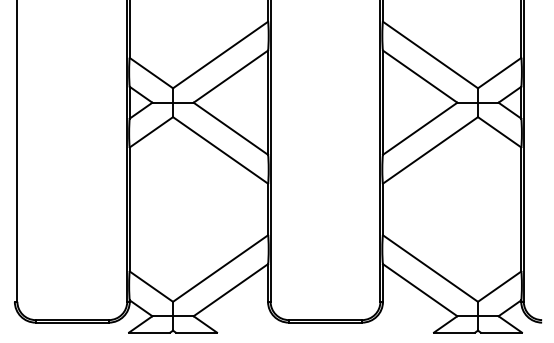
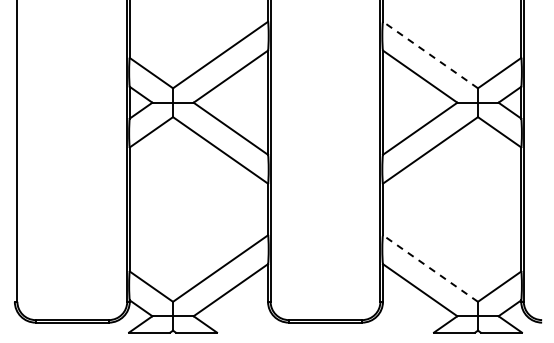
line: solid -> dashed (430, 55)
line: solid -> dashed (430, 268)
